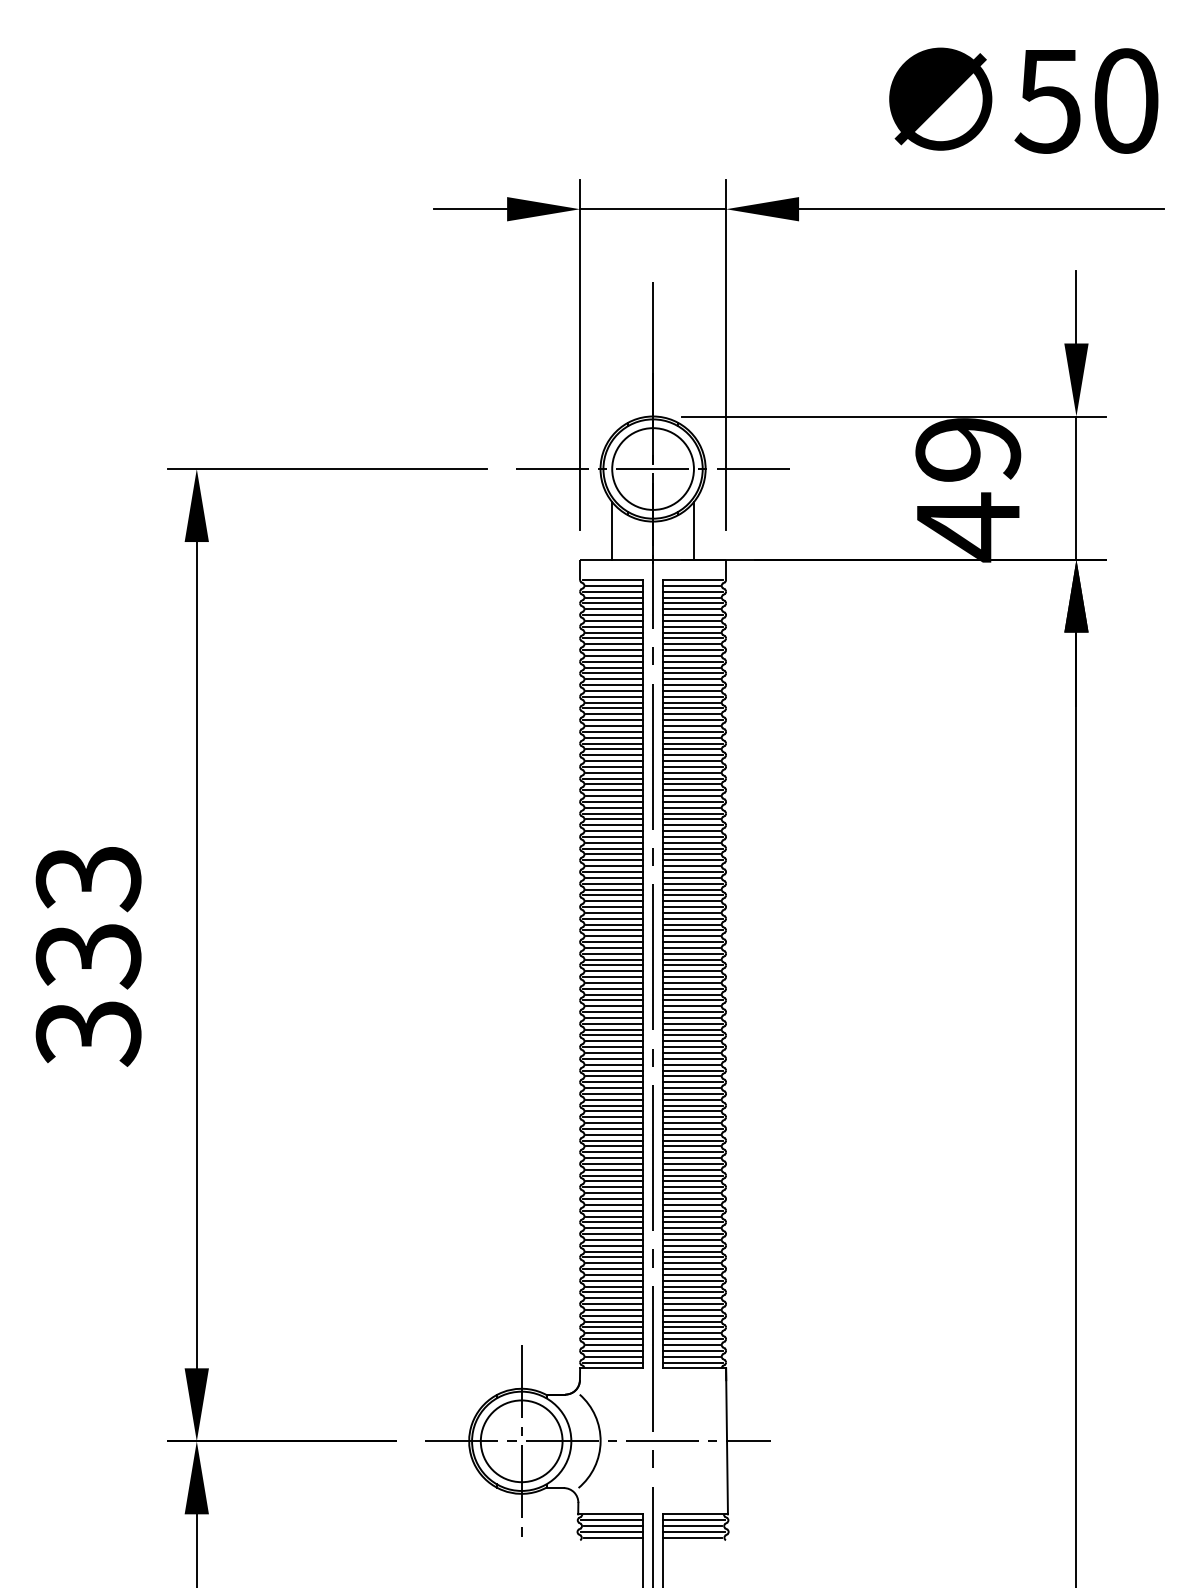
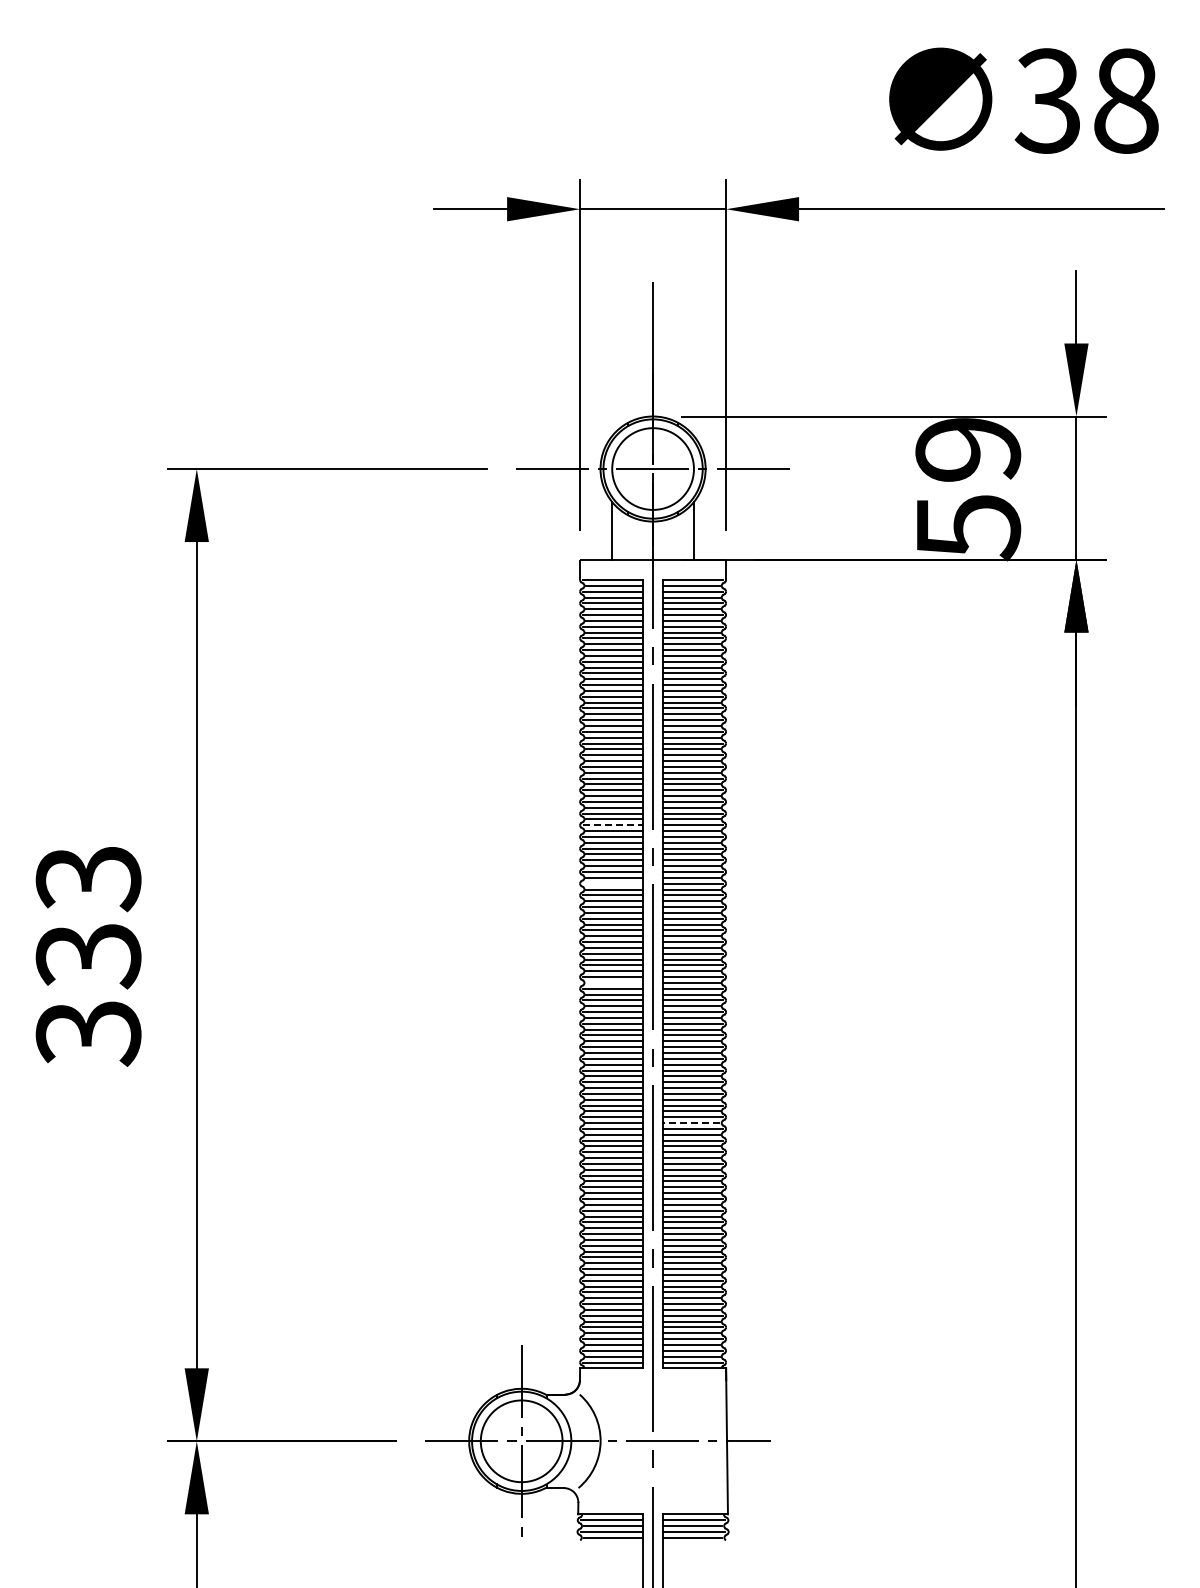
text: 50 -> 38 (1086, 100)
text: 49 -> 59 (969, 527)
line: solid -> dashed (612, 825)
line: present -> none (612, 883)
line: present -> none (614, 982)
line: solid -> dashed (691, 1123)
